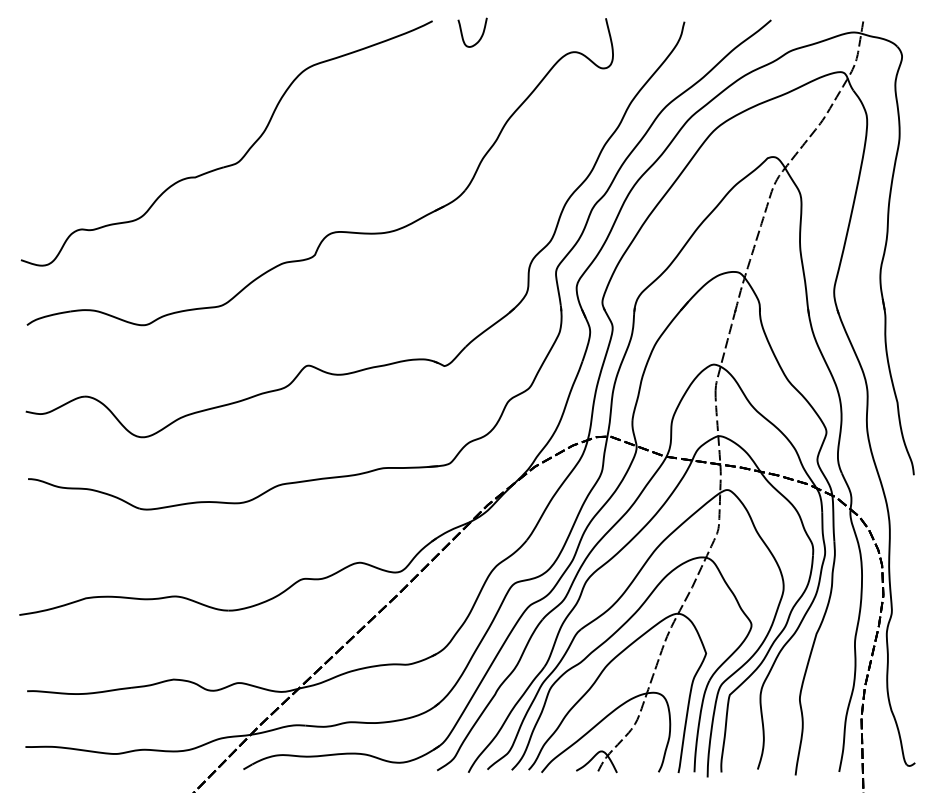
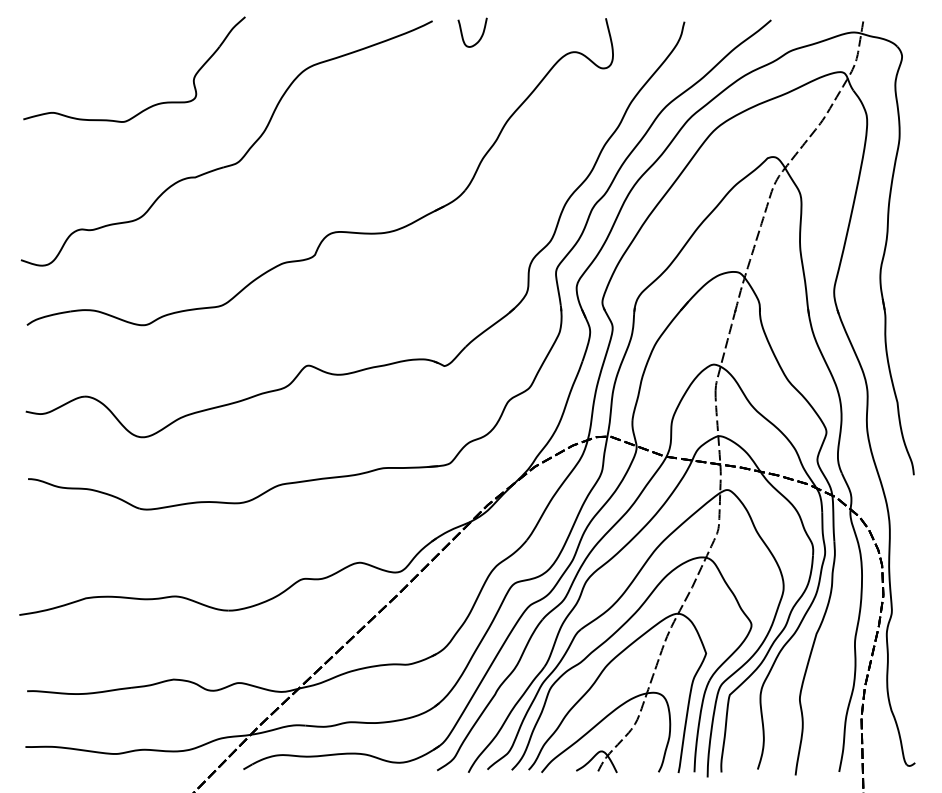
part: none -> present (151, 105)
